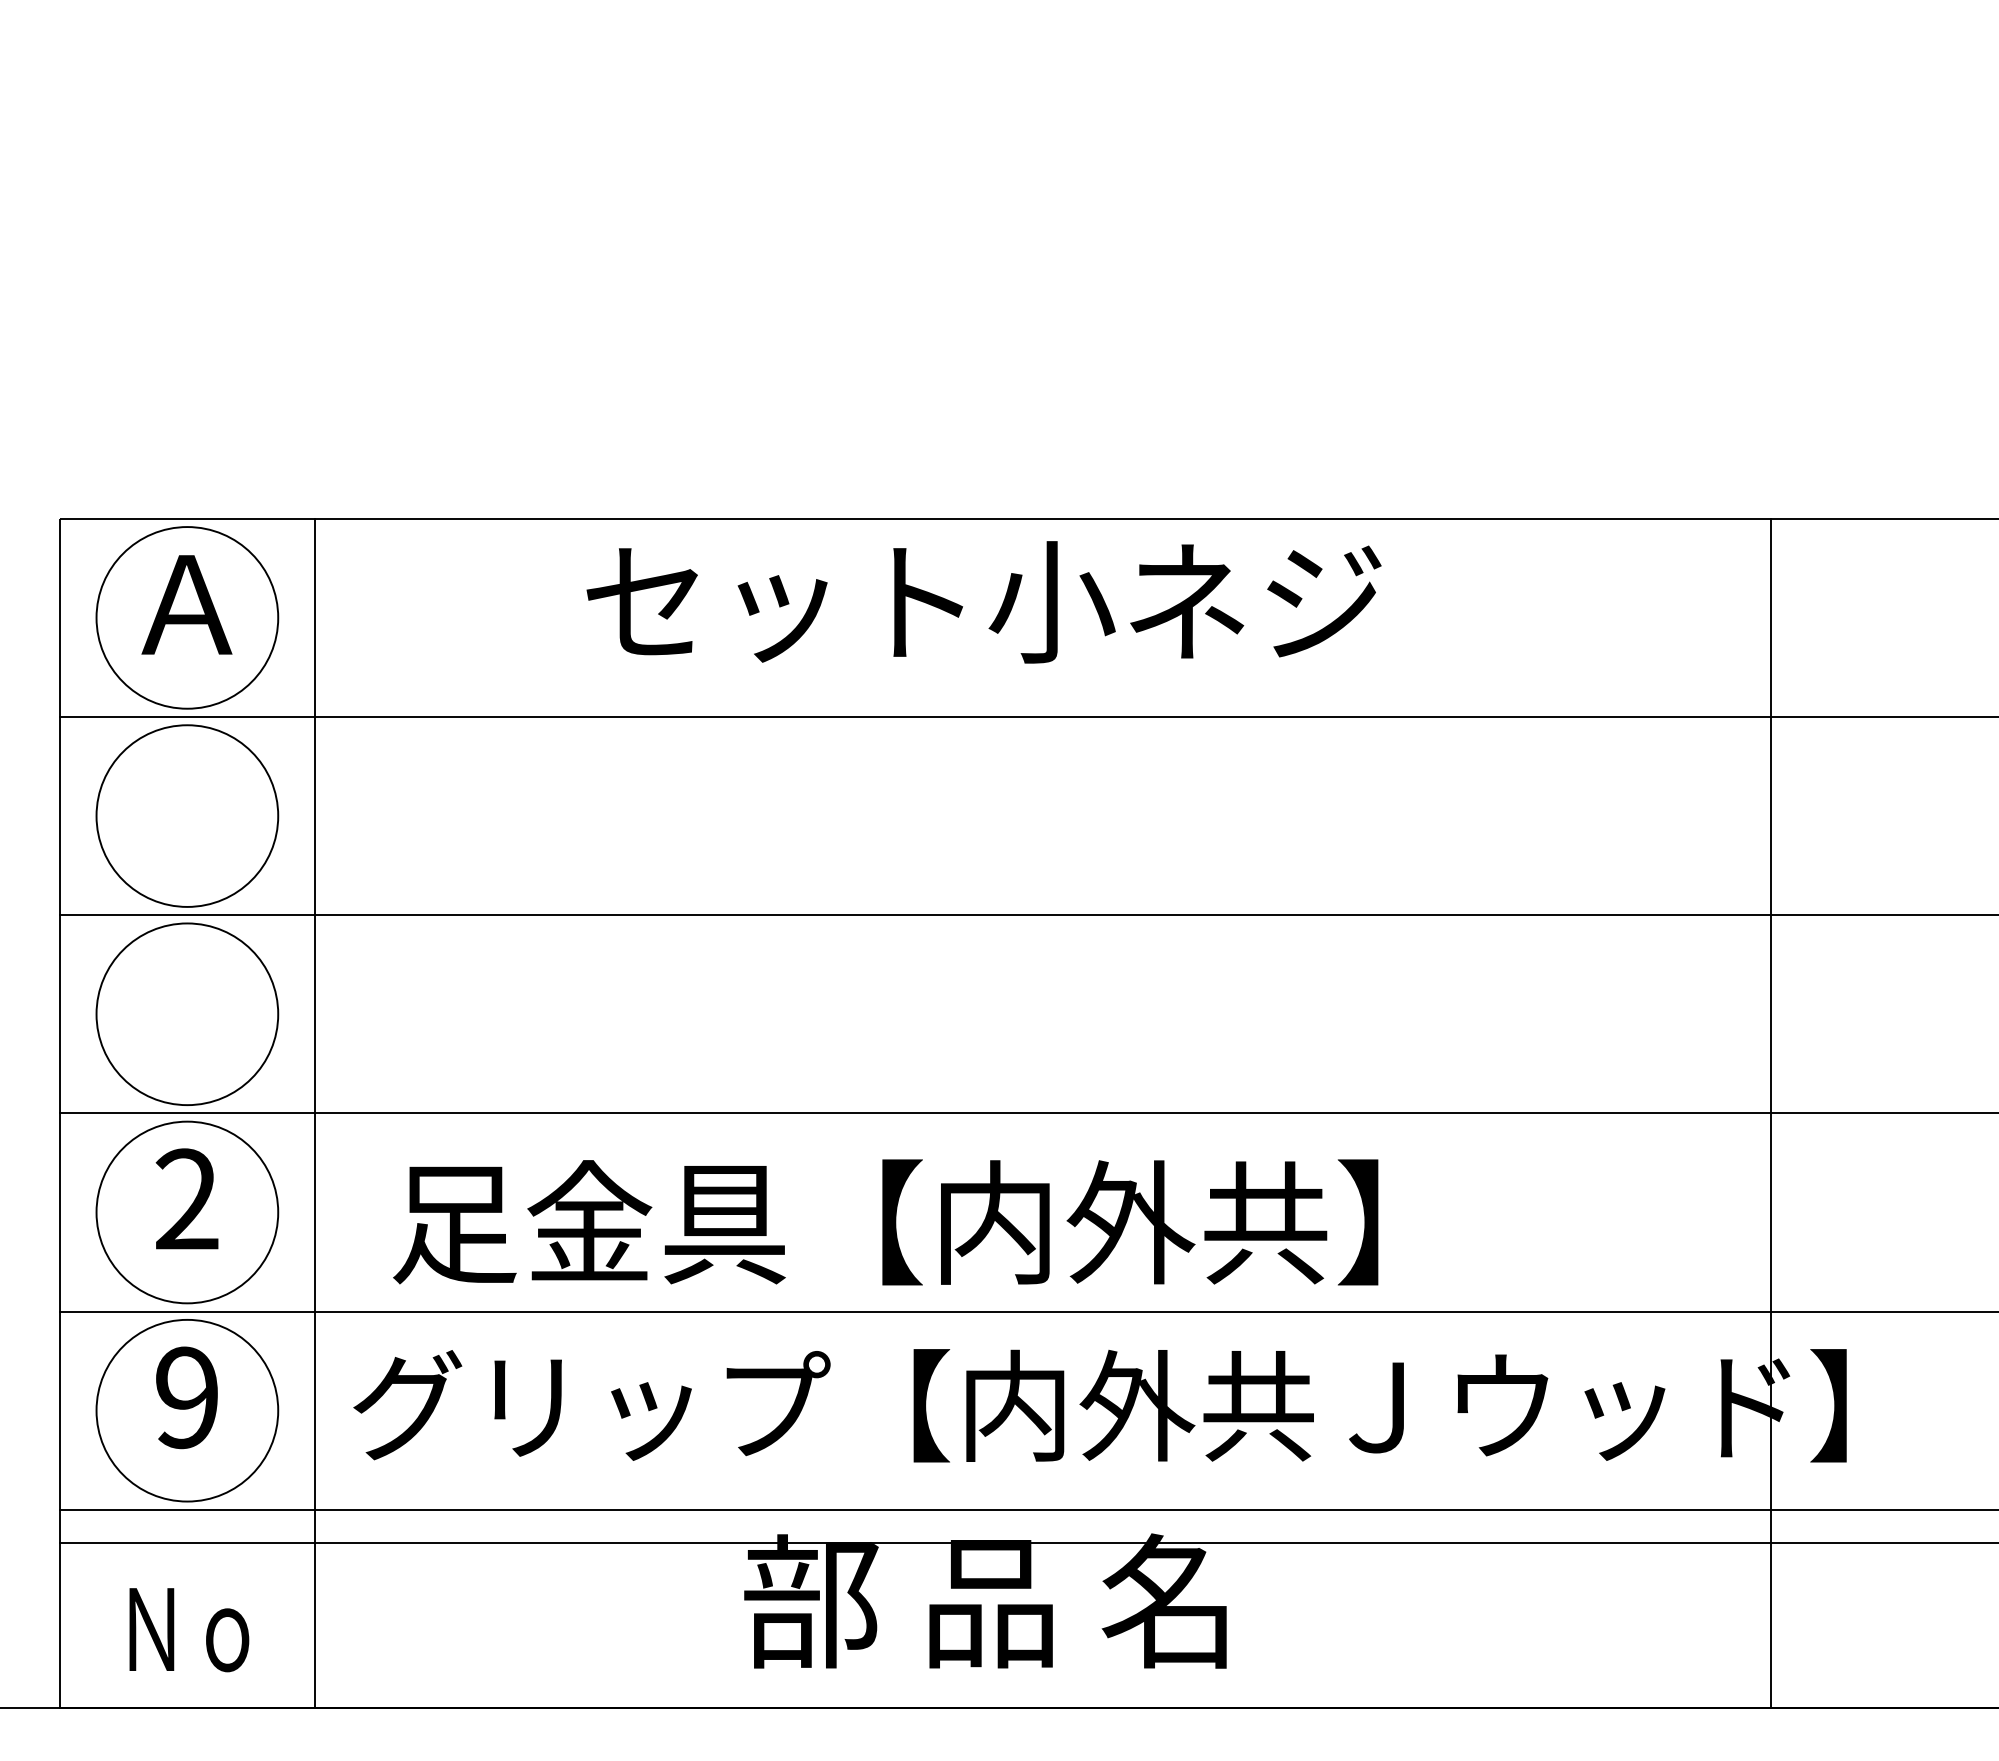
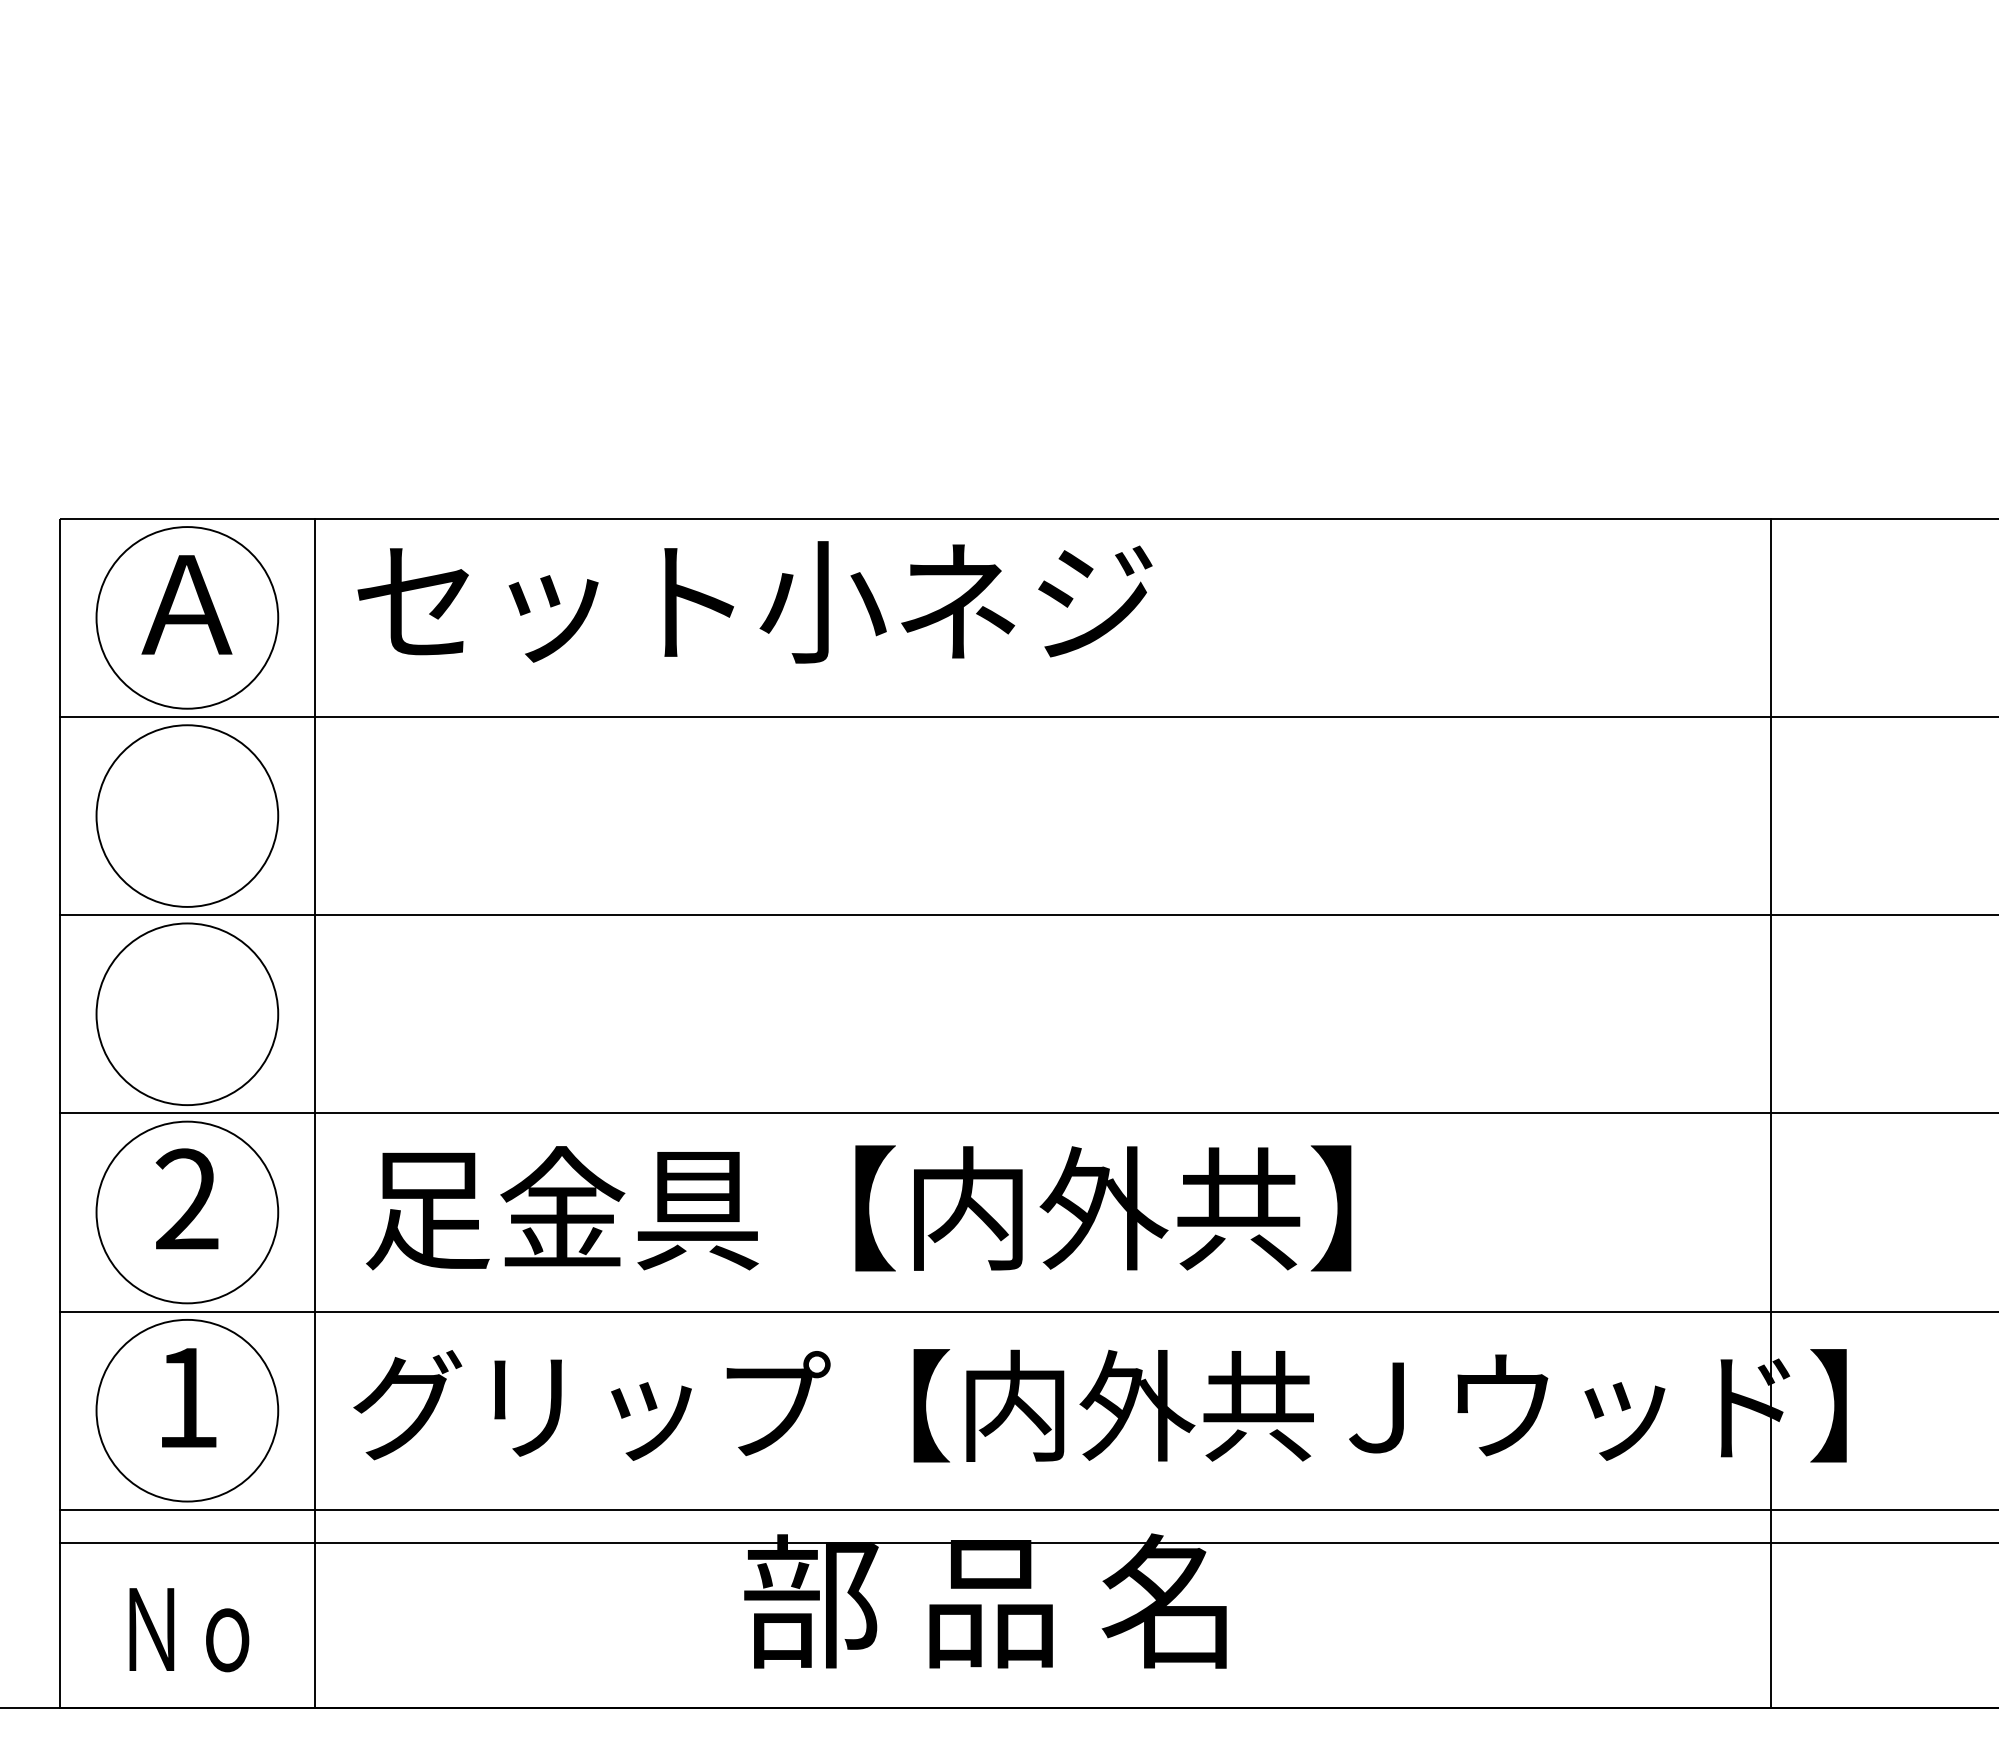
text position: (983, 602) -> (754, 602) (754, 602)
text position: (885, 1222) -> (858, 1208) (858, 1208)
text: 9 -> 1 (186, 1397)
